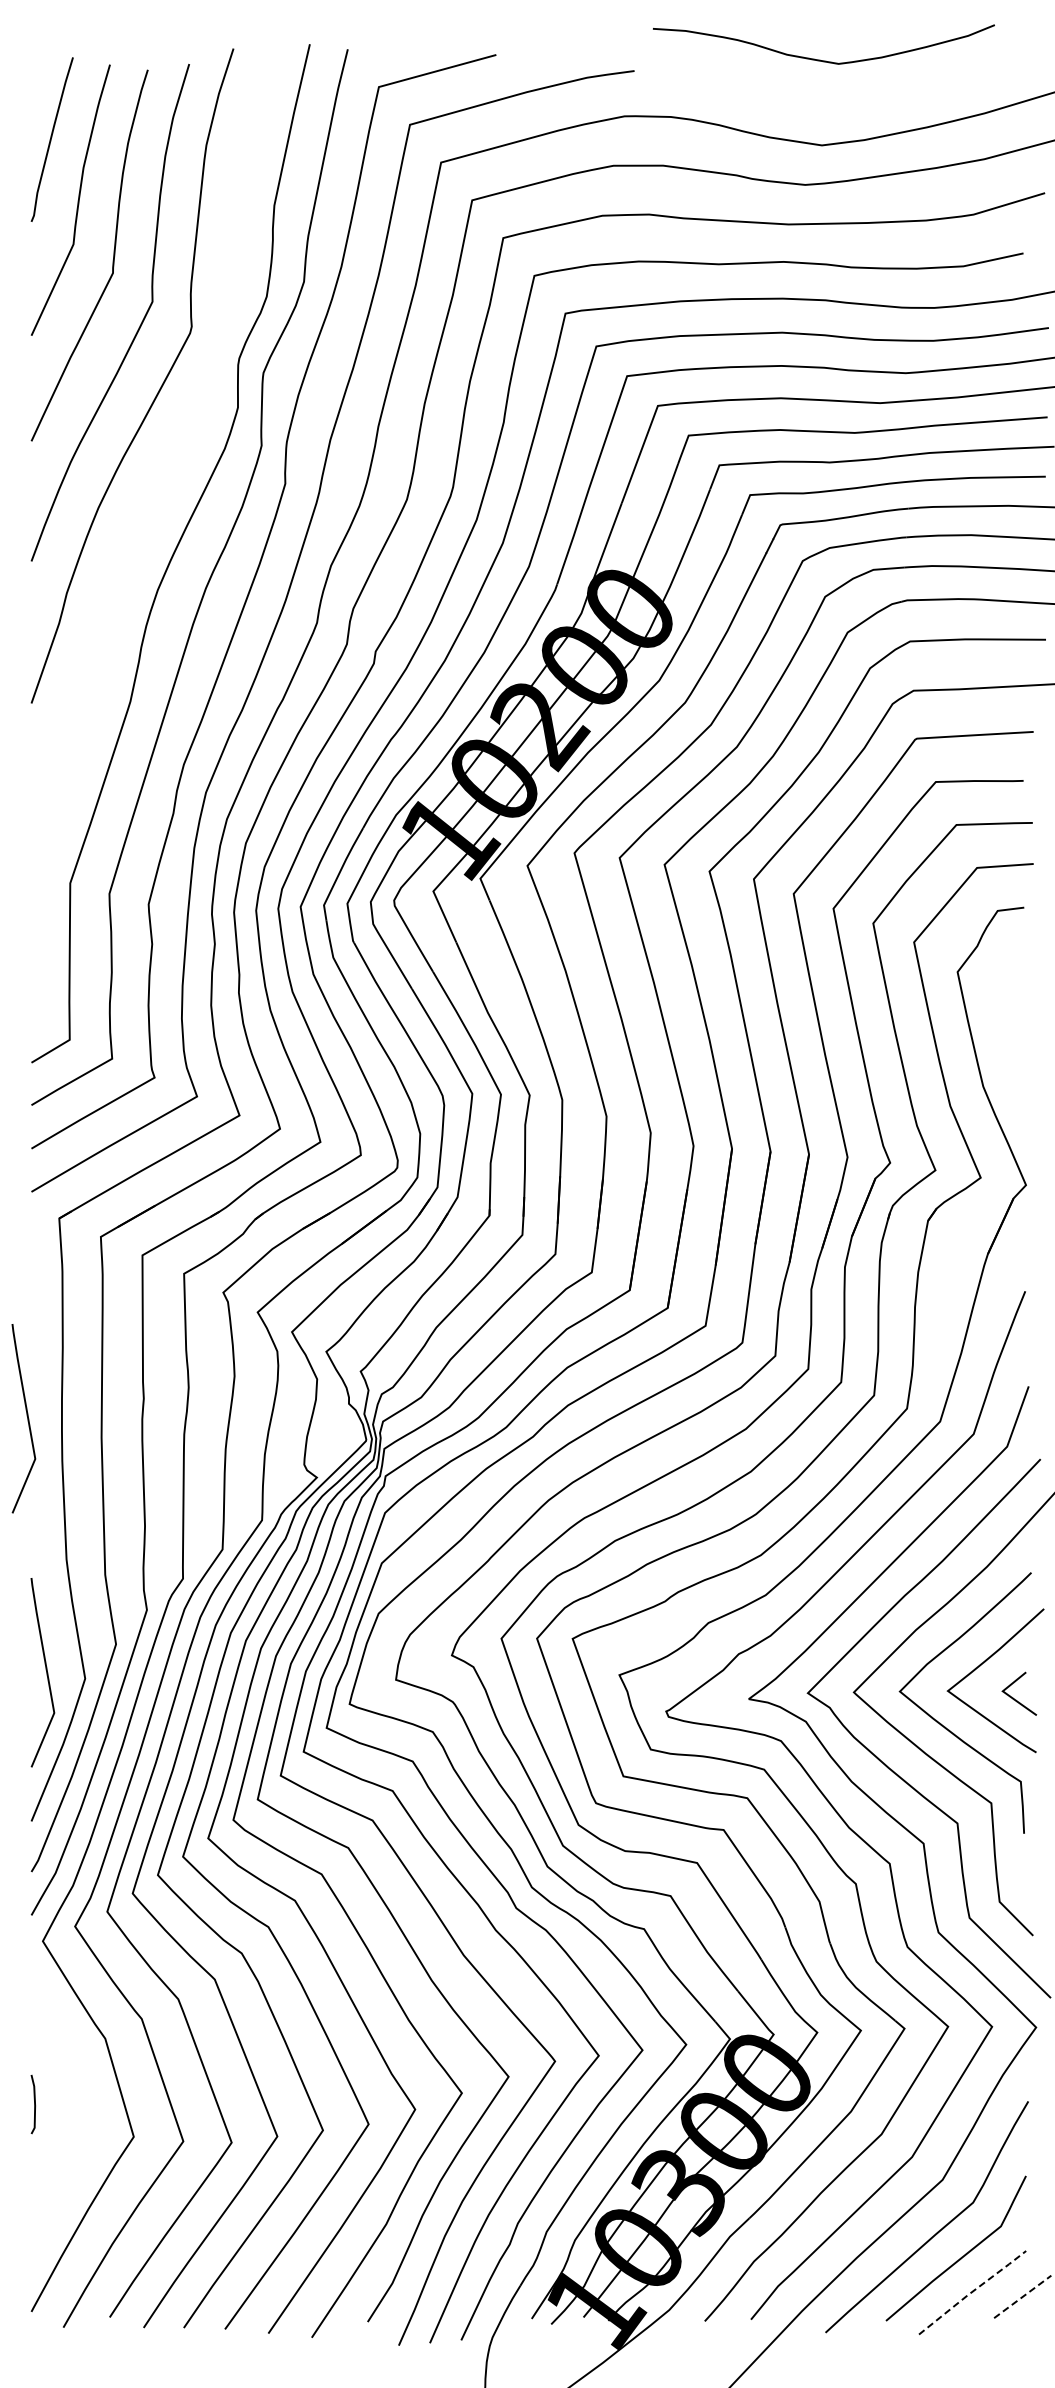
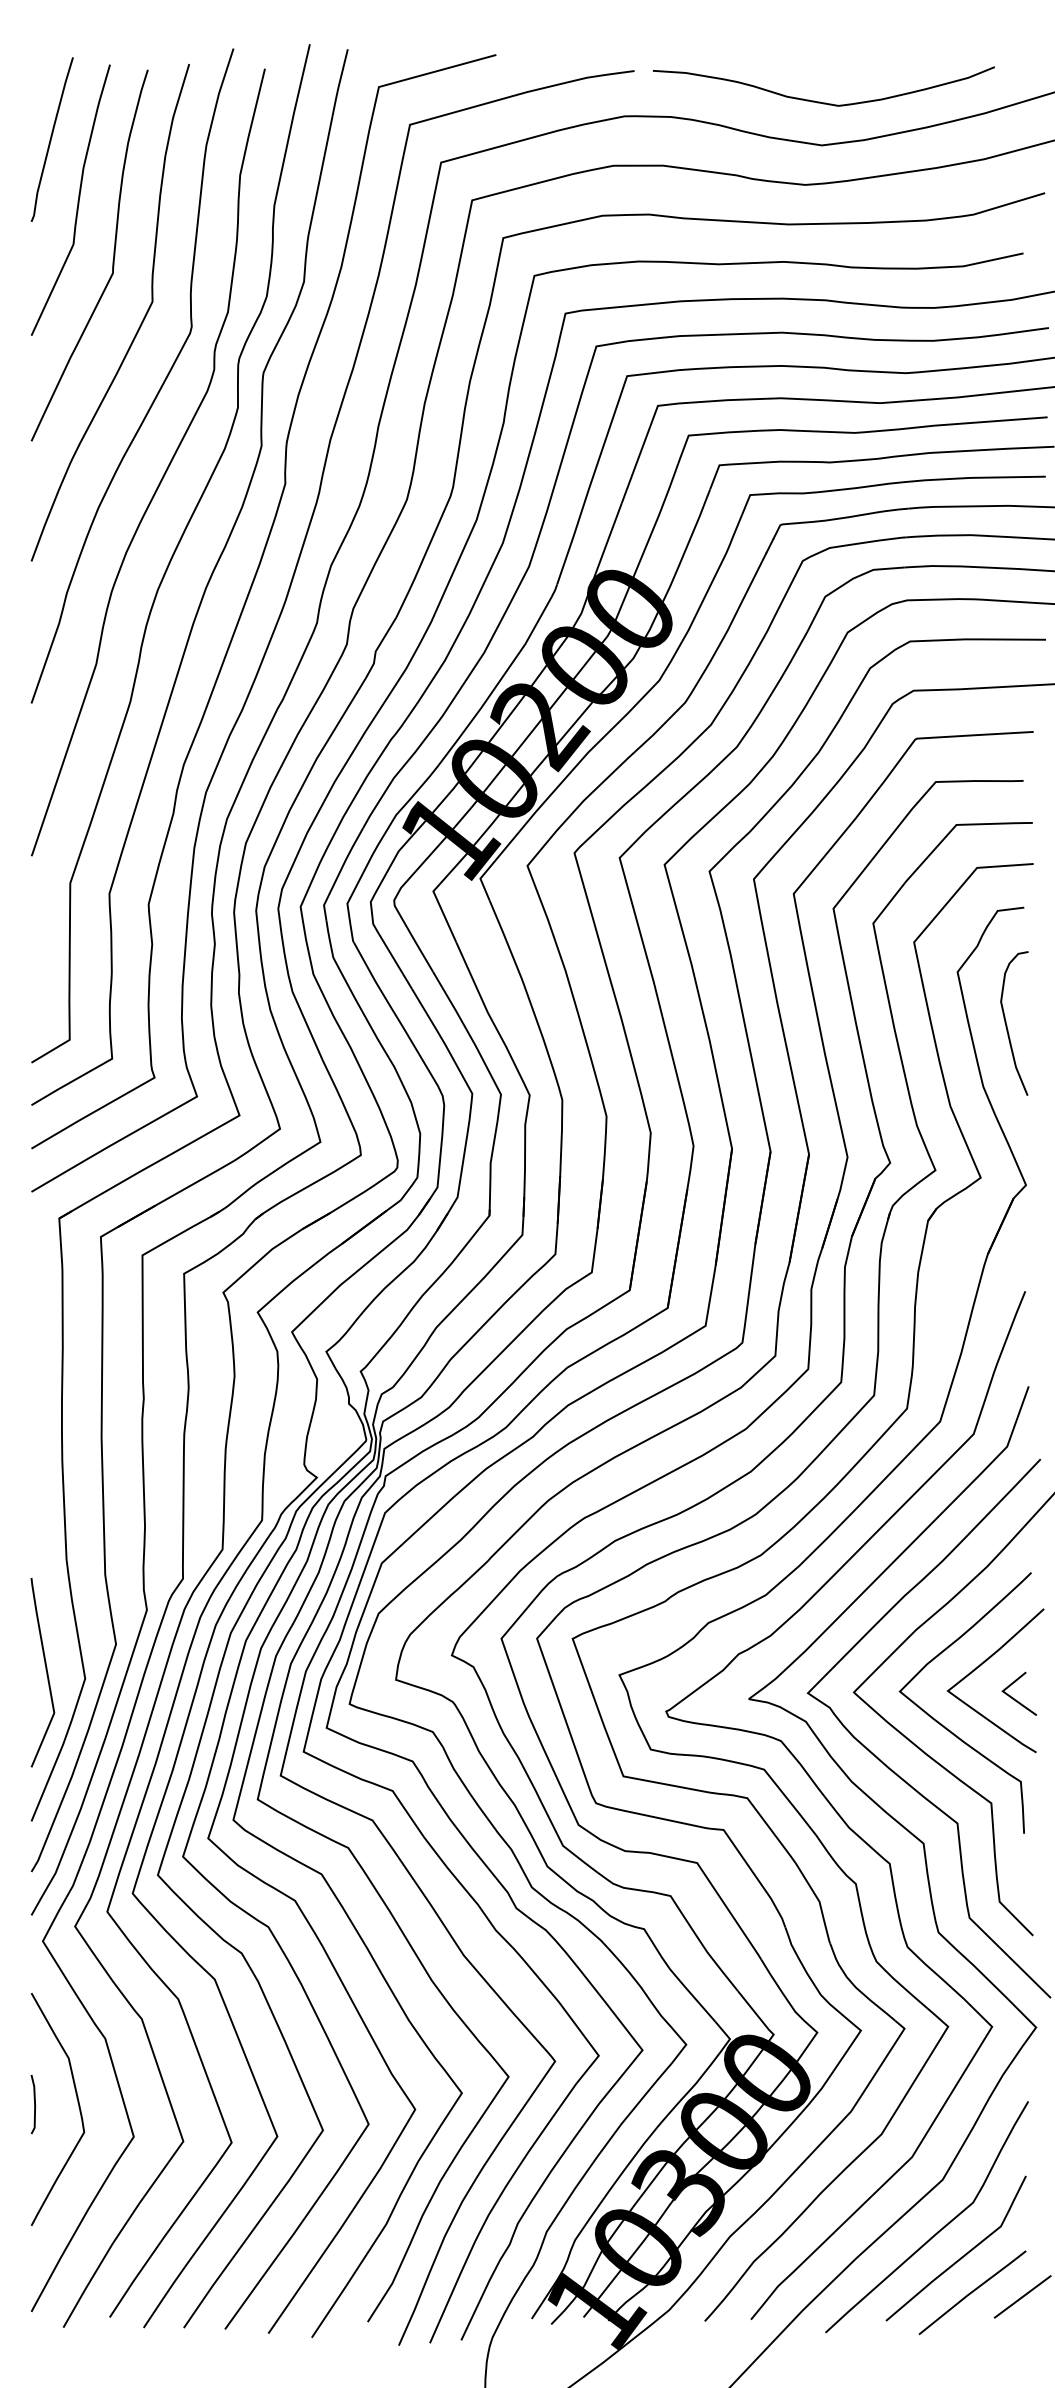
curve position: (820, 59) -> (820, 101) (820, 101)
curve: none -> present (165, 470)
curve: none -> present (1007, 1025)
curve: present -> none (26, 1416)
curve: none -> present (77, 2103)
line: dashed -> solid (972, 2291)
line: dashed -> solid (1022, 2296)
